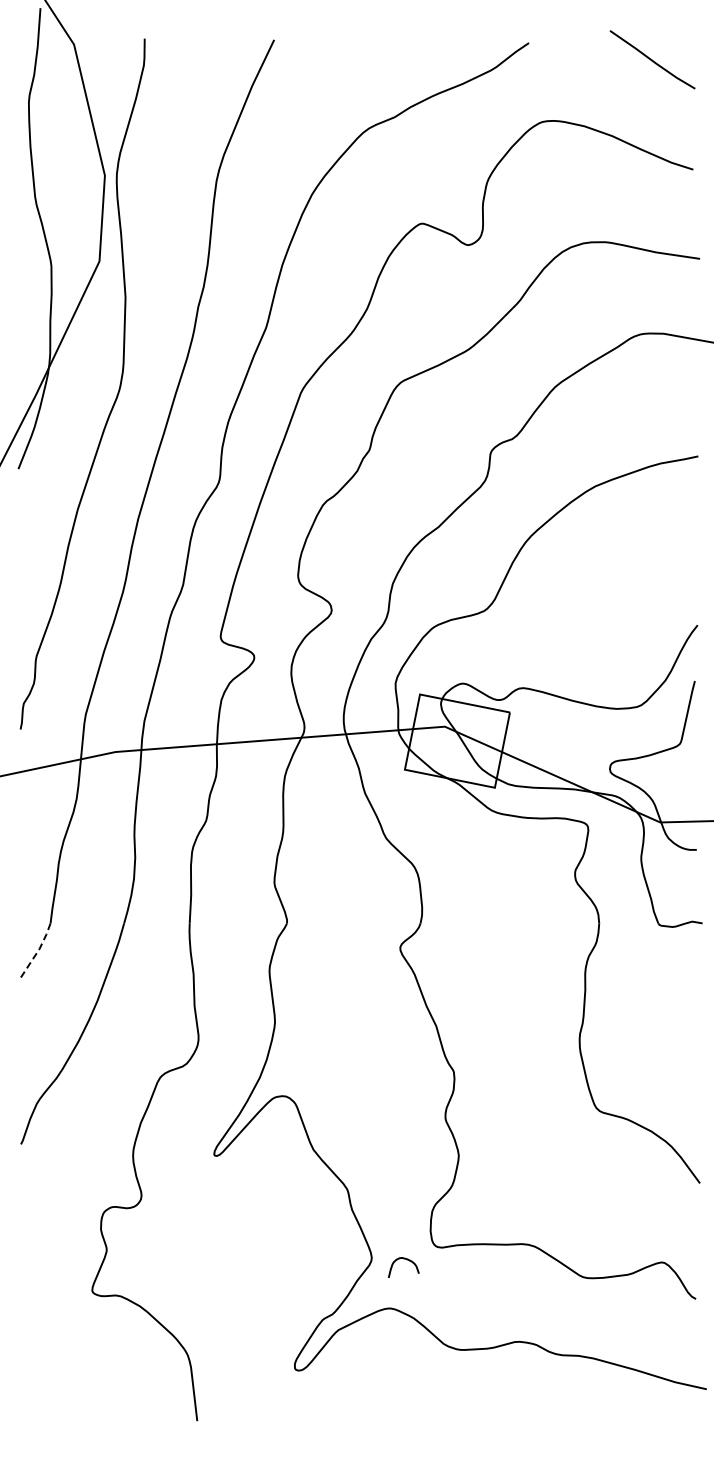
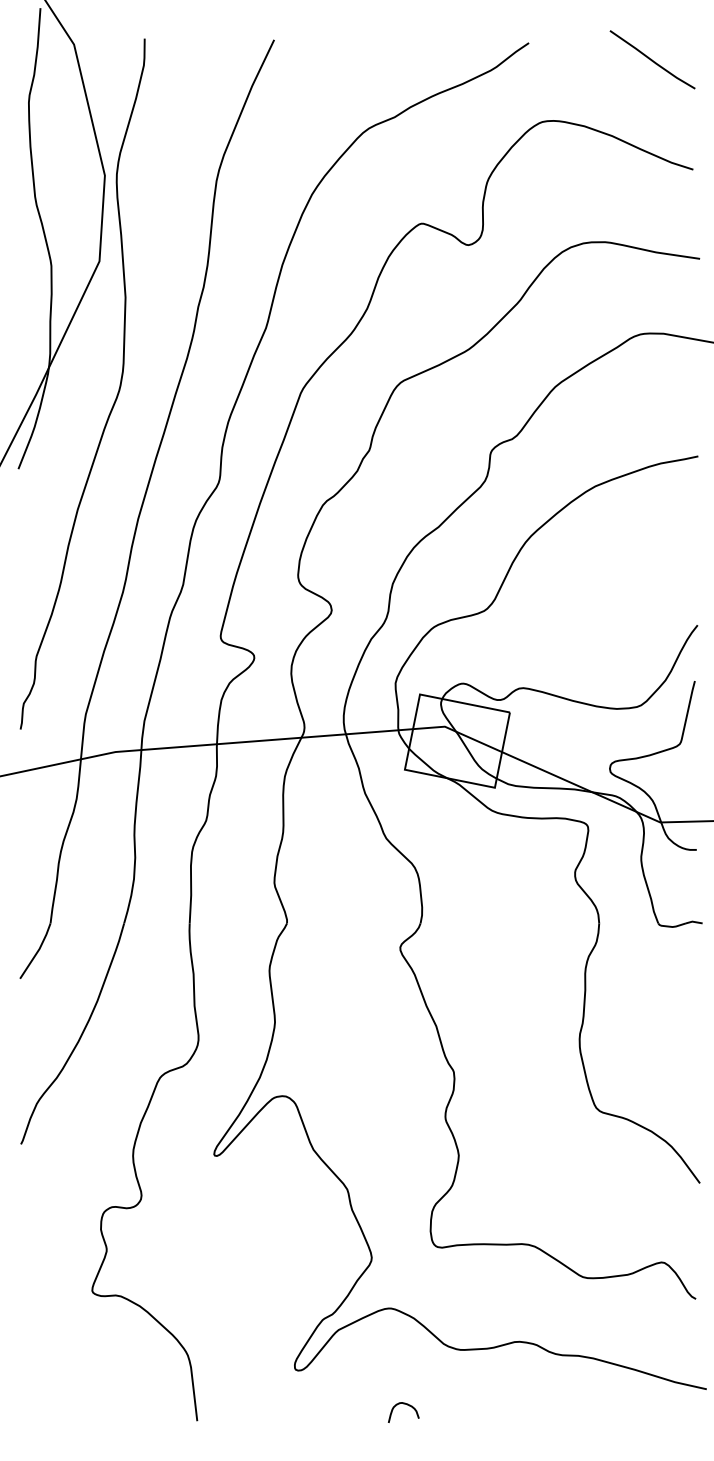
line: dashed -> solid (37, 951)
curve position: (403, 1259) -> (403, 1404) (403, 1404)
